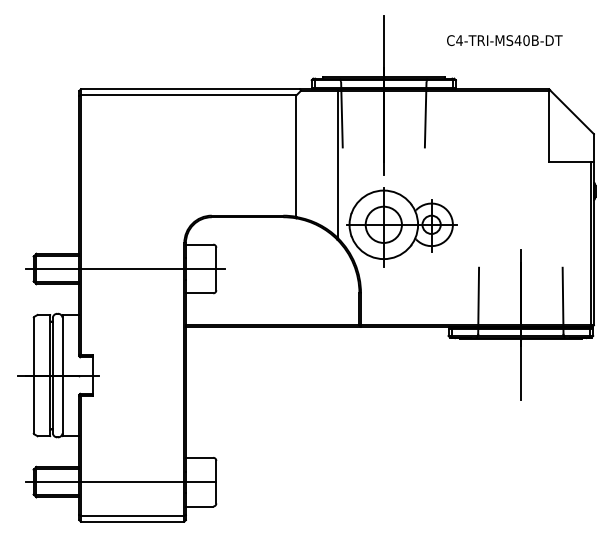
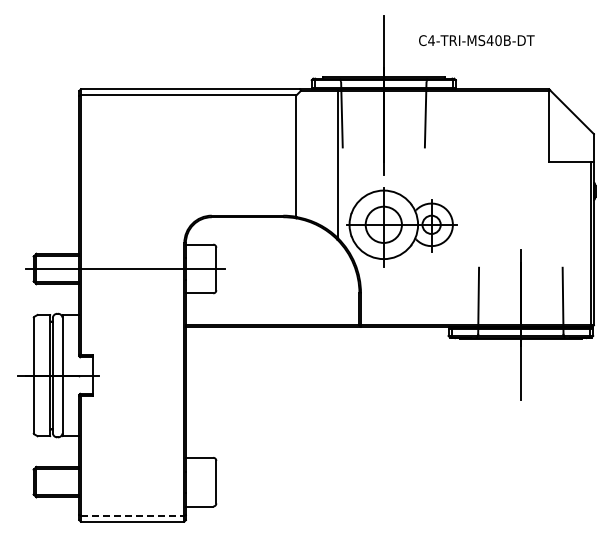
text position: (504, 40) -> (476, 40) (476, 40)
line: present -> none (121, 482)
line: solid -> dashed (132, 515)
